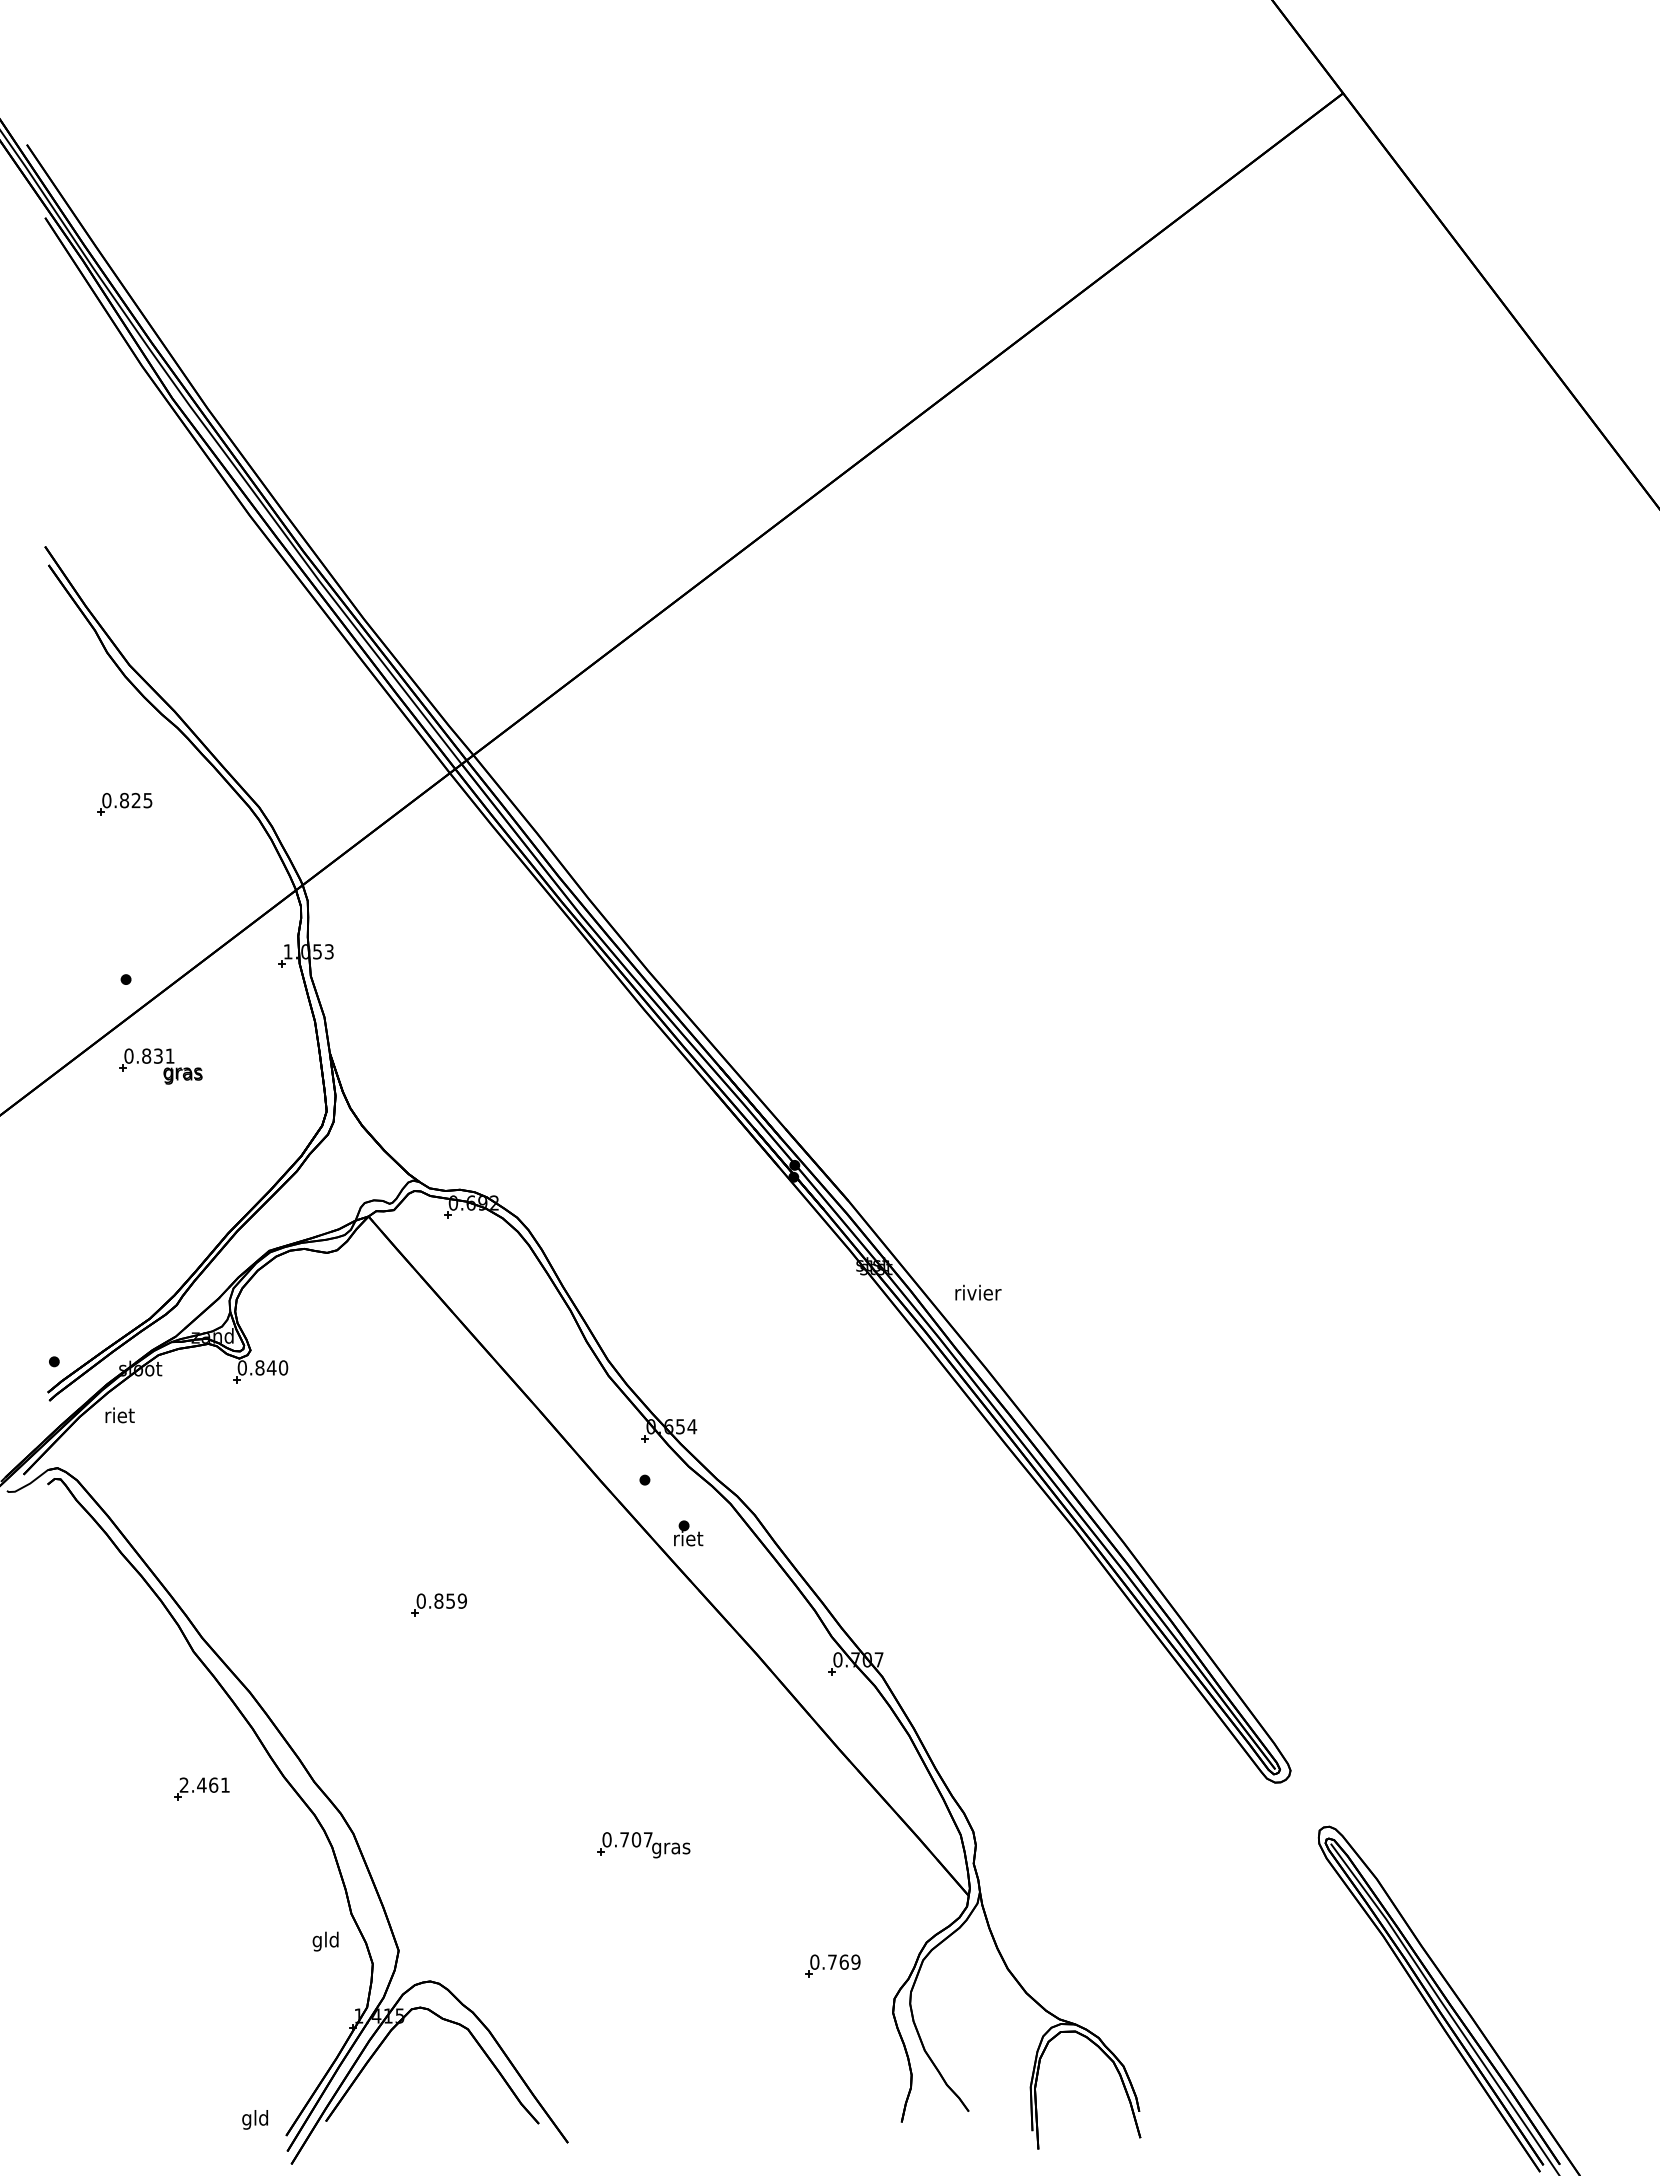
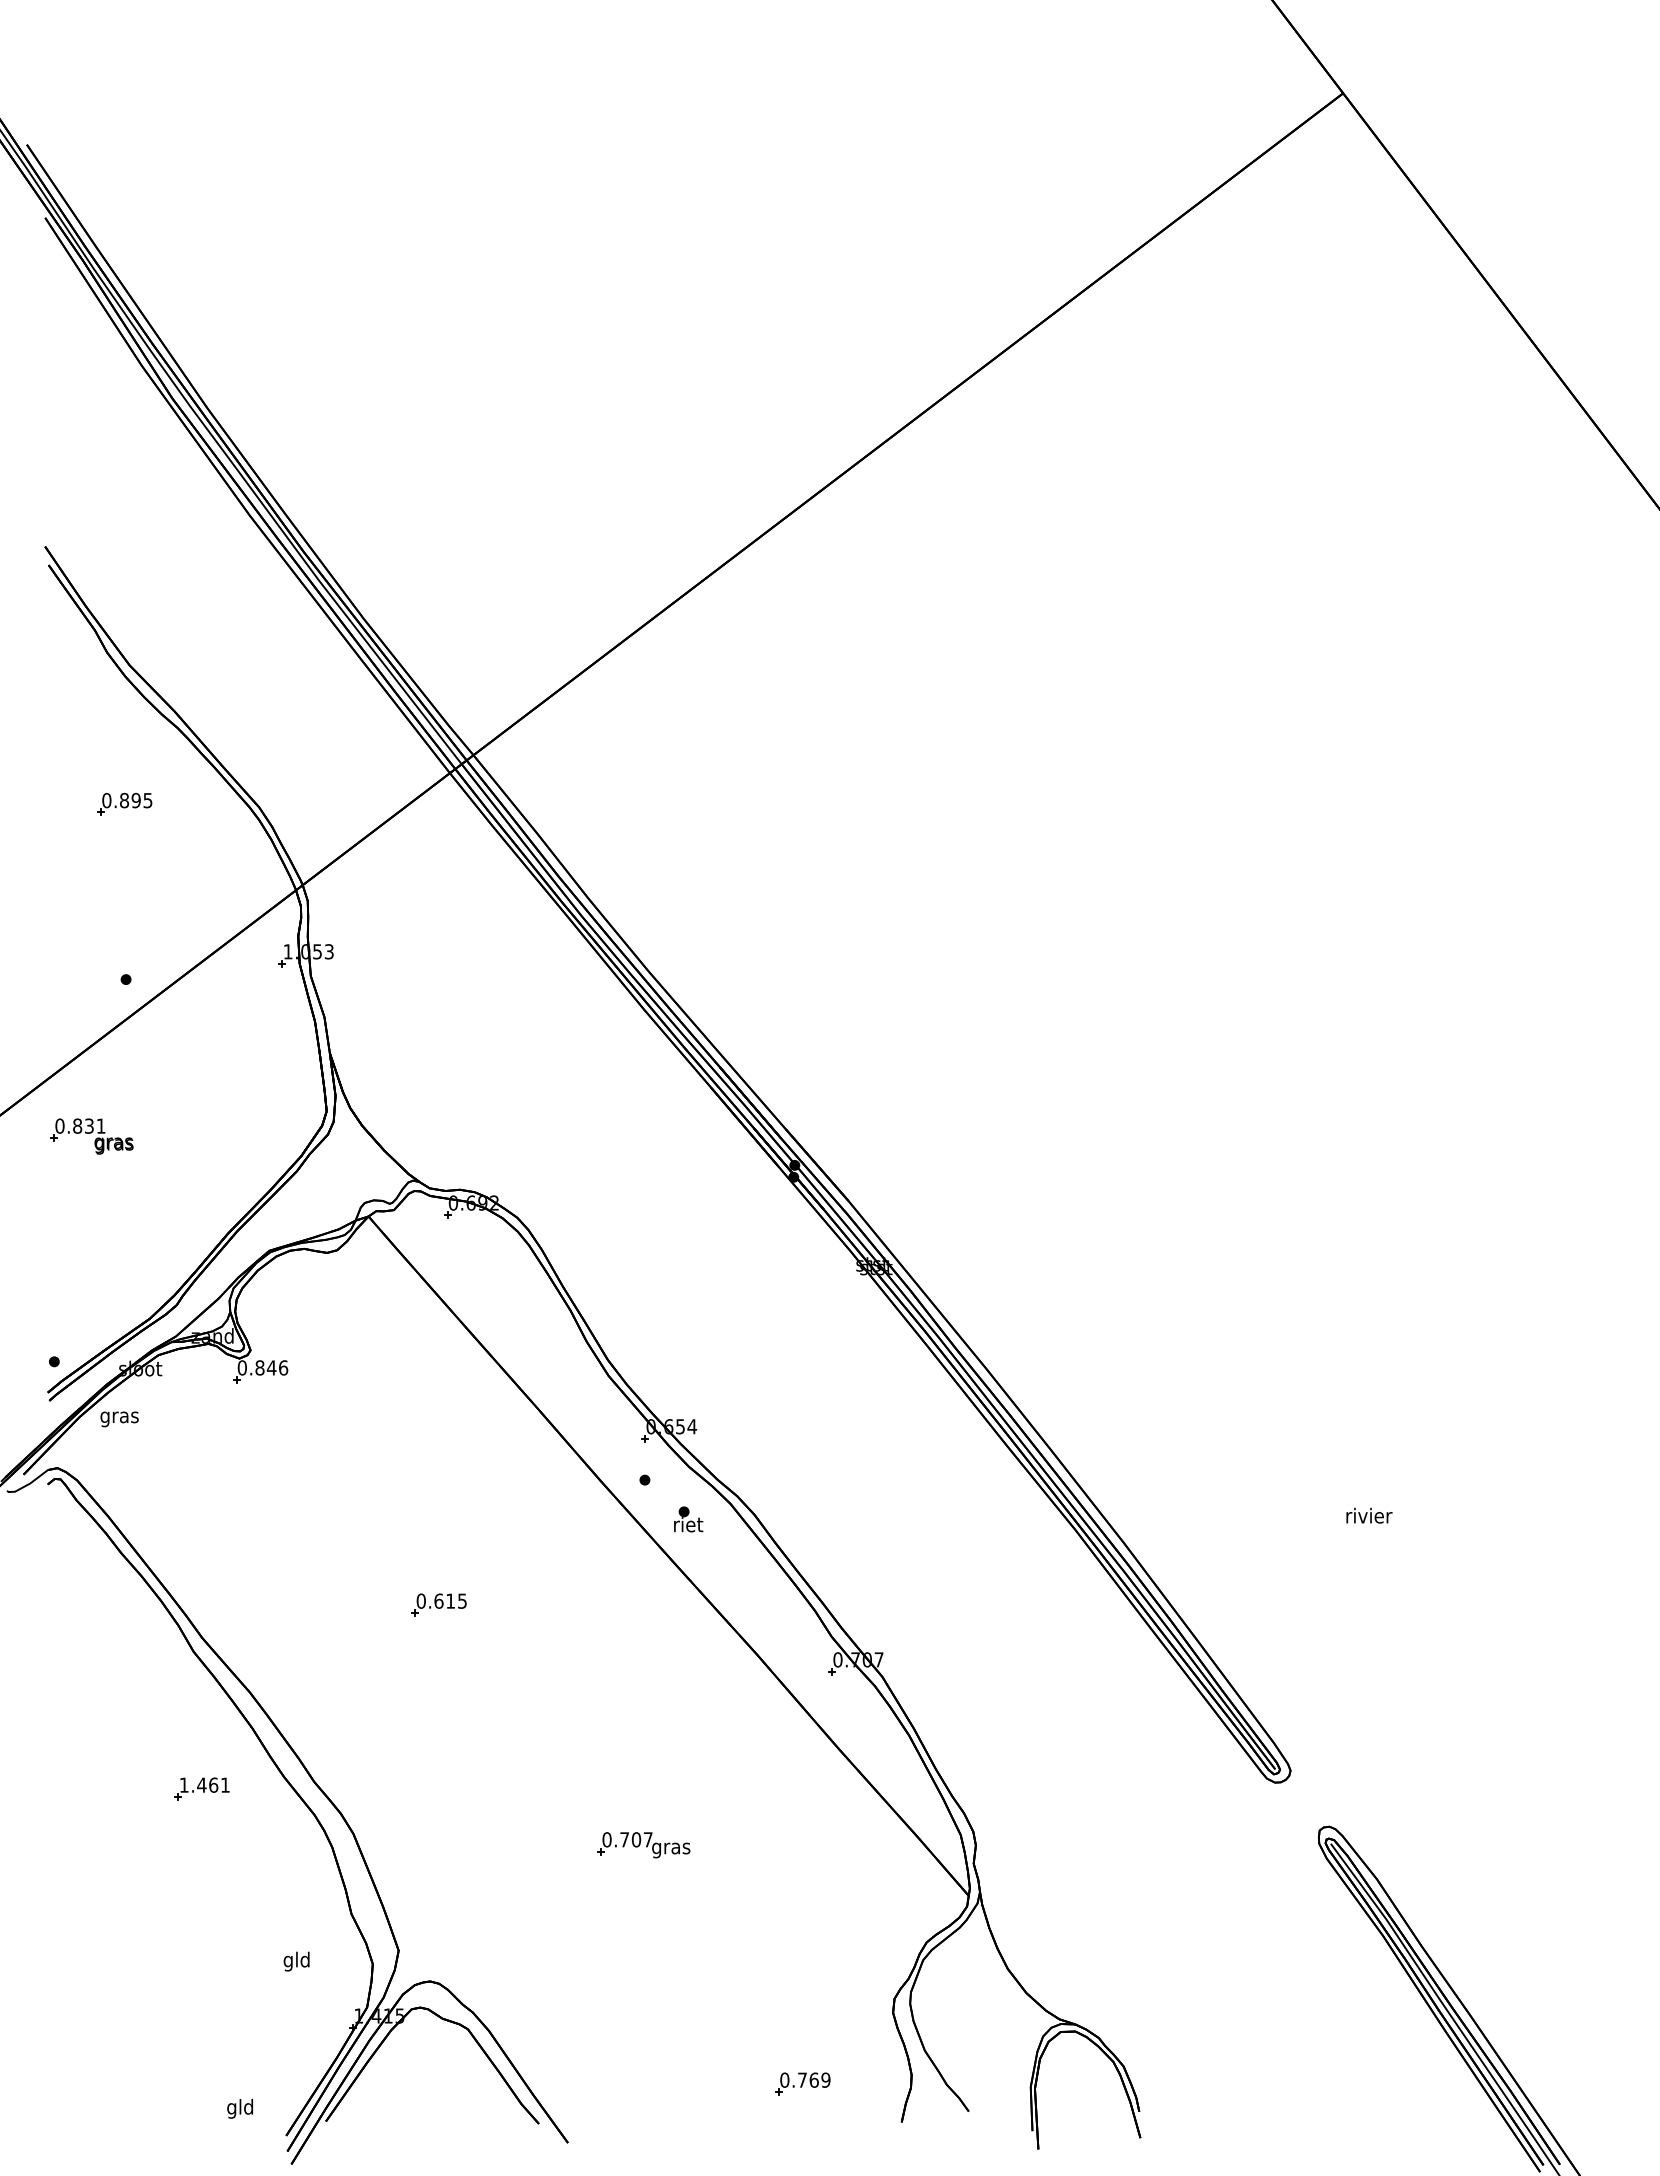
text: 0.825 -> 0.895 (135, 800)
part position: (160, 1066) -> (91, 1136) (91, 1136)
text position: (978, 1292) -> (1369, 1515) (1369, 1515)
text: 0.840 -> 0.846 (283, 1367)
text: riet -> gras (119, 1417)
part position: (688, 1533) -> (688, 1519) (688, 1519)
text: 0.859 -> 0.615 (450, 1600)
text: 2.461 -> 1.461 (183, 1784)
text position: (325, 1941) -> (296, 1961) (296, 1961)
part position: (832, 1965) -> (802, 2083) (802, 2083)
text position: (254, 2119) -> (239, 2108) (239, 2108)
